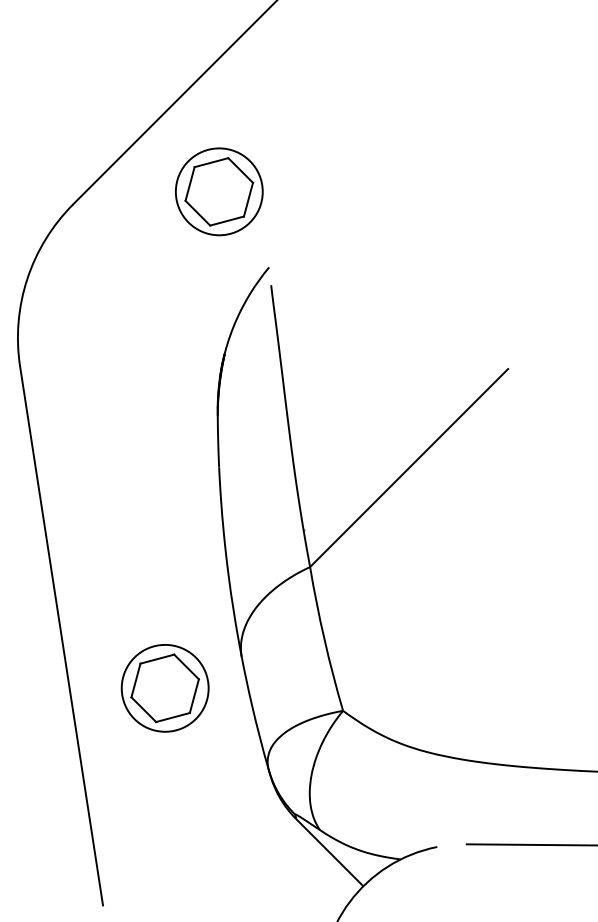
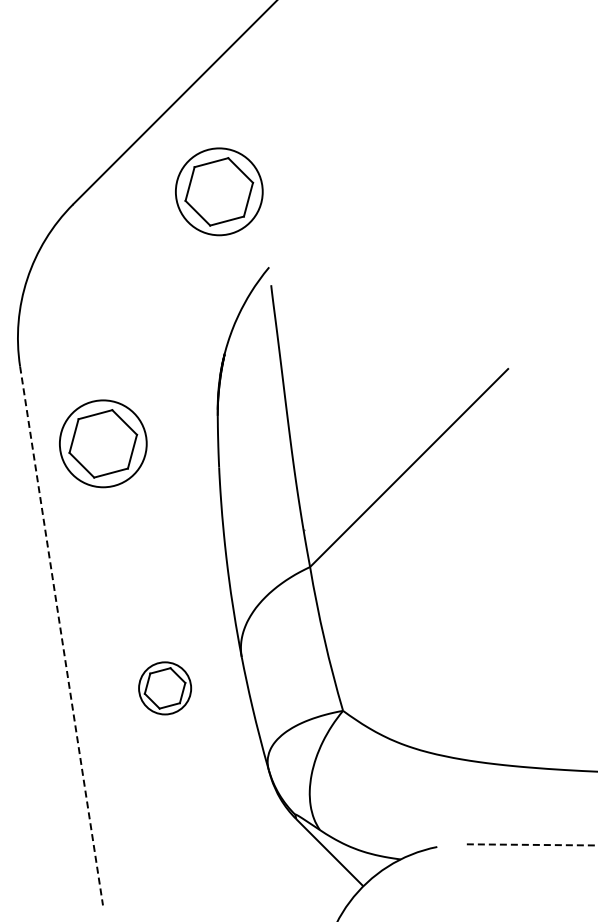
part: none -> present (103, 443)
line: solid -> dashed (61, 636)
part size: 90x89 px -> 55x55 px (165, 688)
line: solid -> dashed (531, 844)
